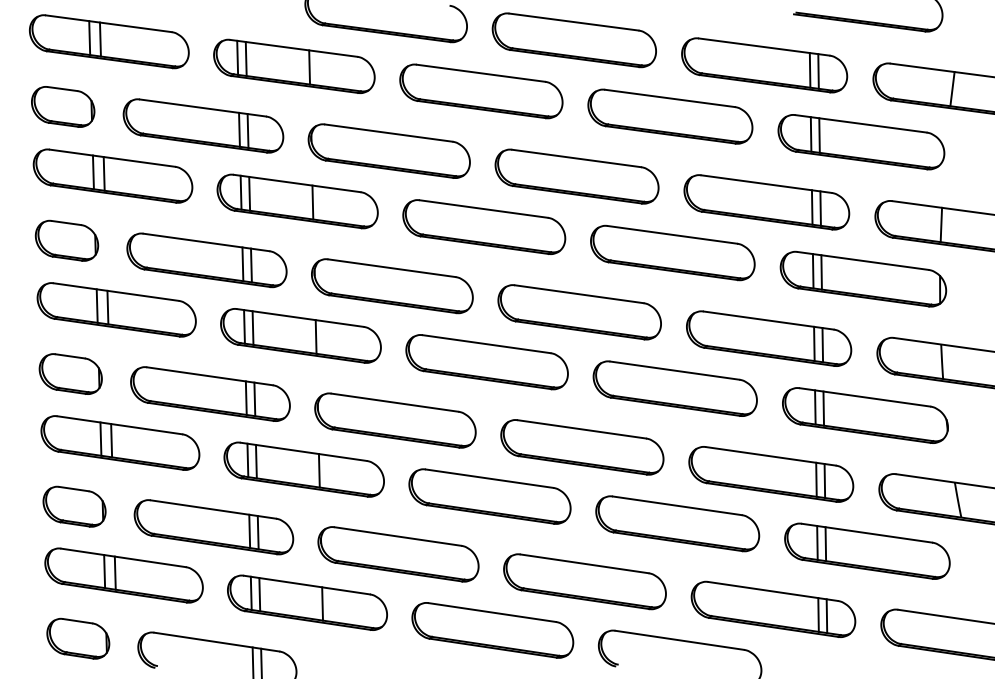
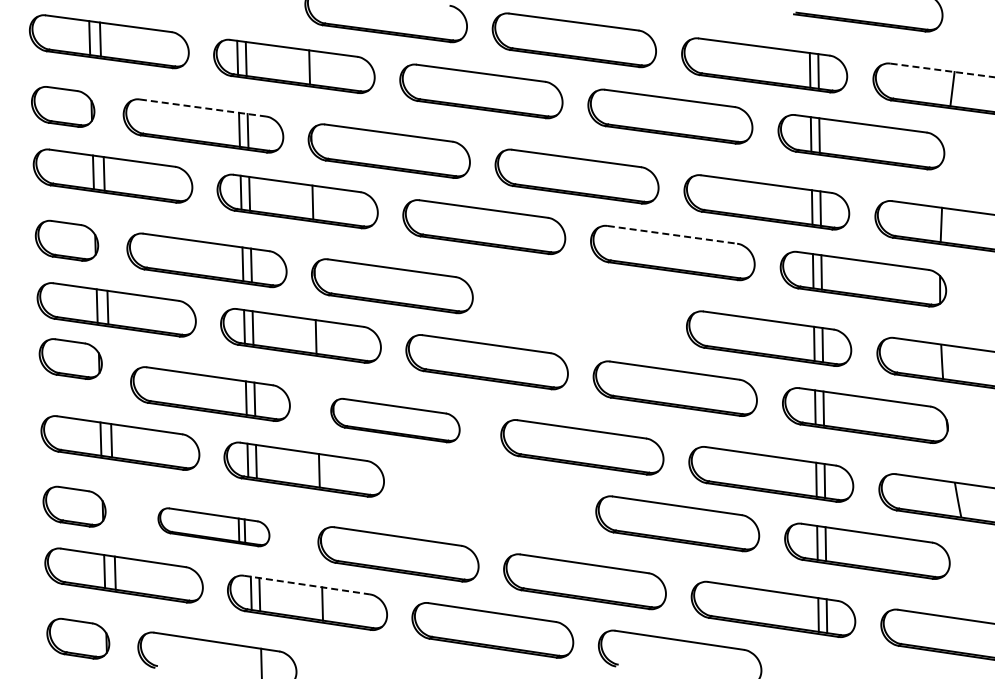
line: solid -> dashed (943, 70)
line: solid -> dashed (202, 108)
line: solid -> dashed (672, 234)
part: present -> none (579, 312)
part position: (70, 373) -> (70, 358) (70, 358)
part size: 163x57 px -> 131x46 px (395, 420)
part: present -> none (489, 496)
part size: 162x57 px -> 114x41 px (213, 527)
line: solid -> dashed (307, 585)
line: present -> none (252, 661)
